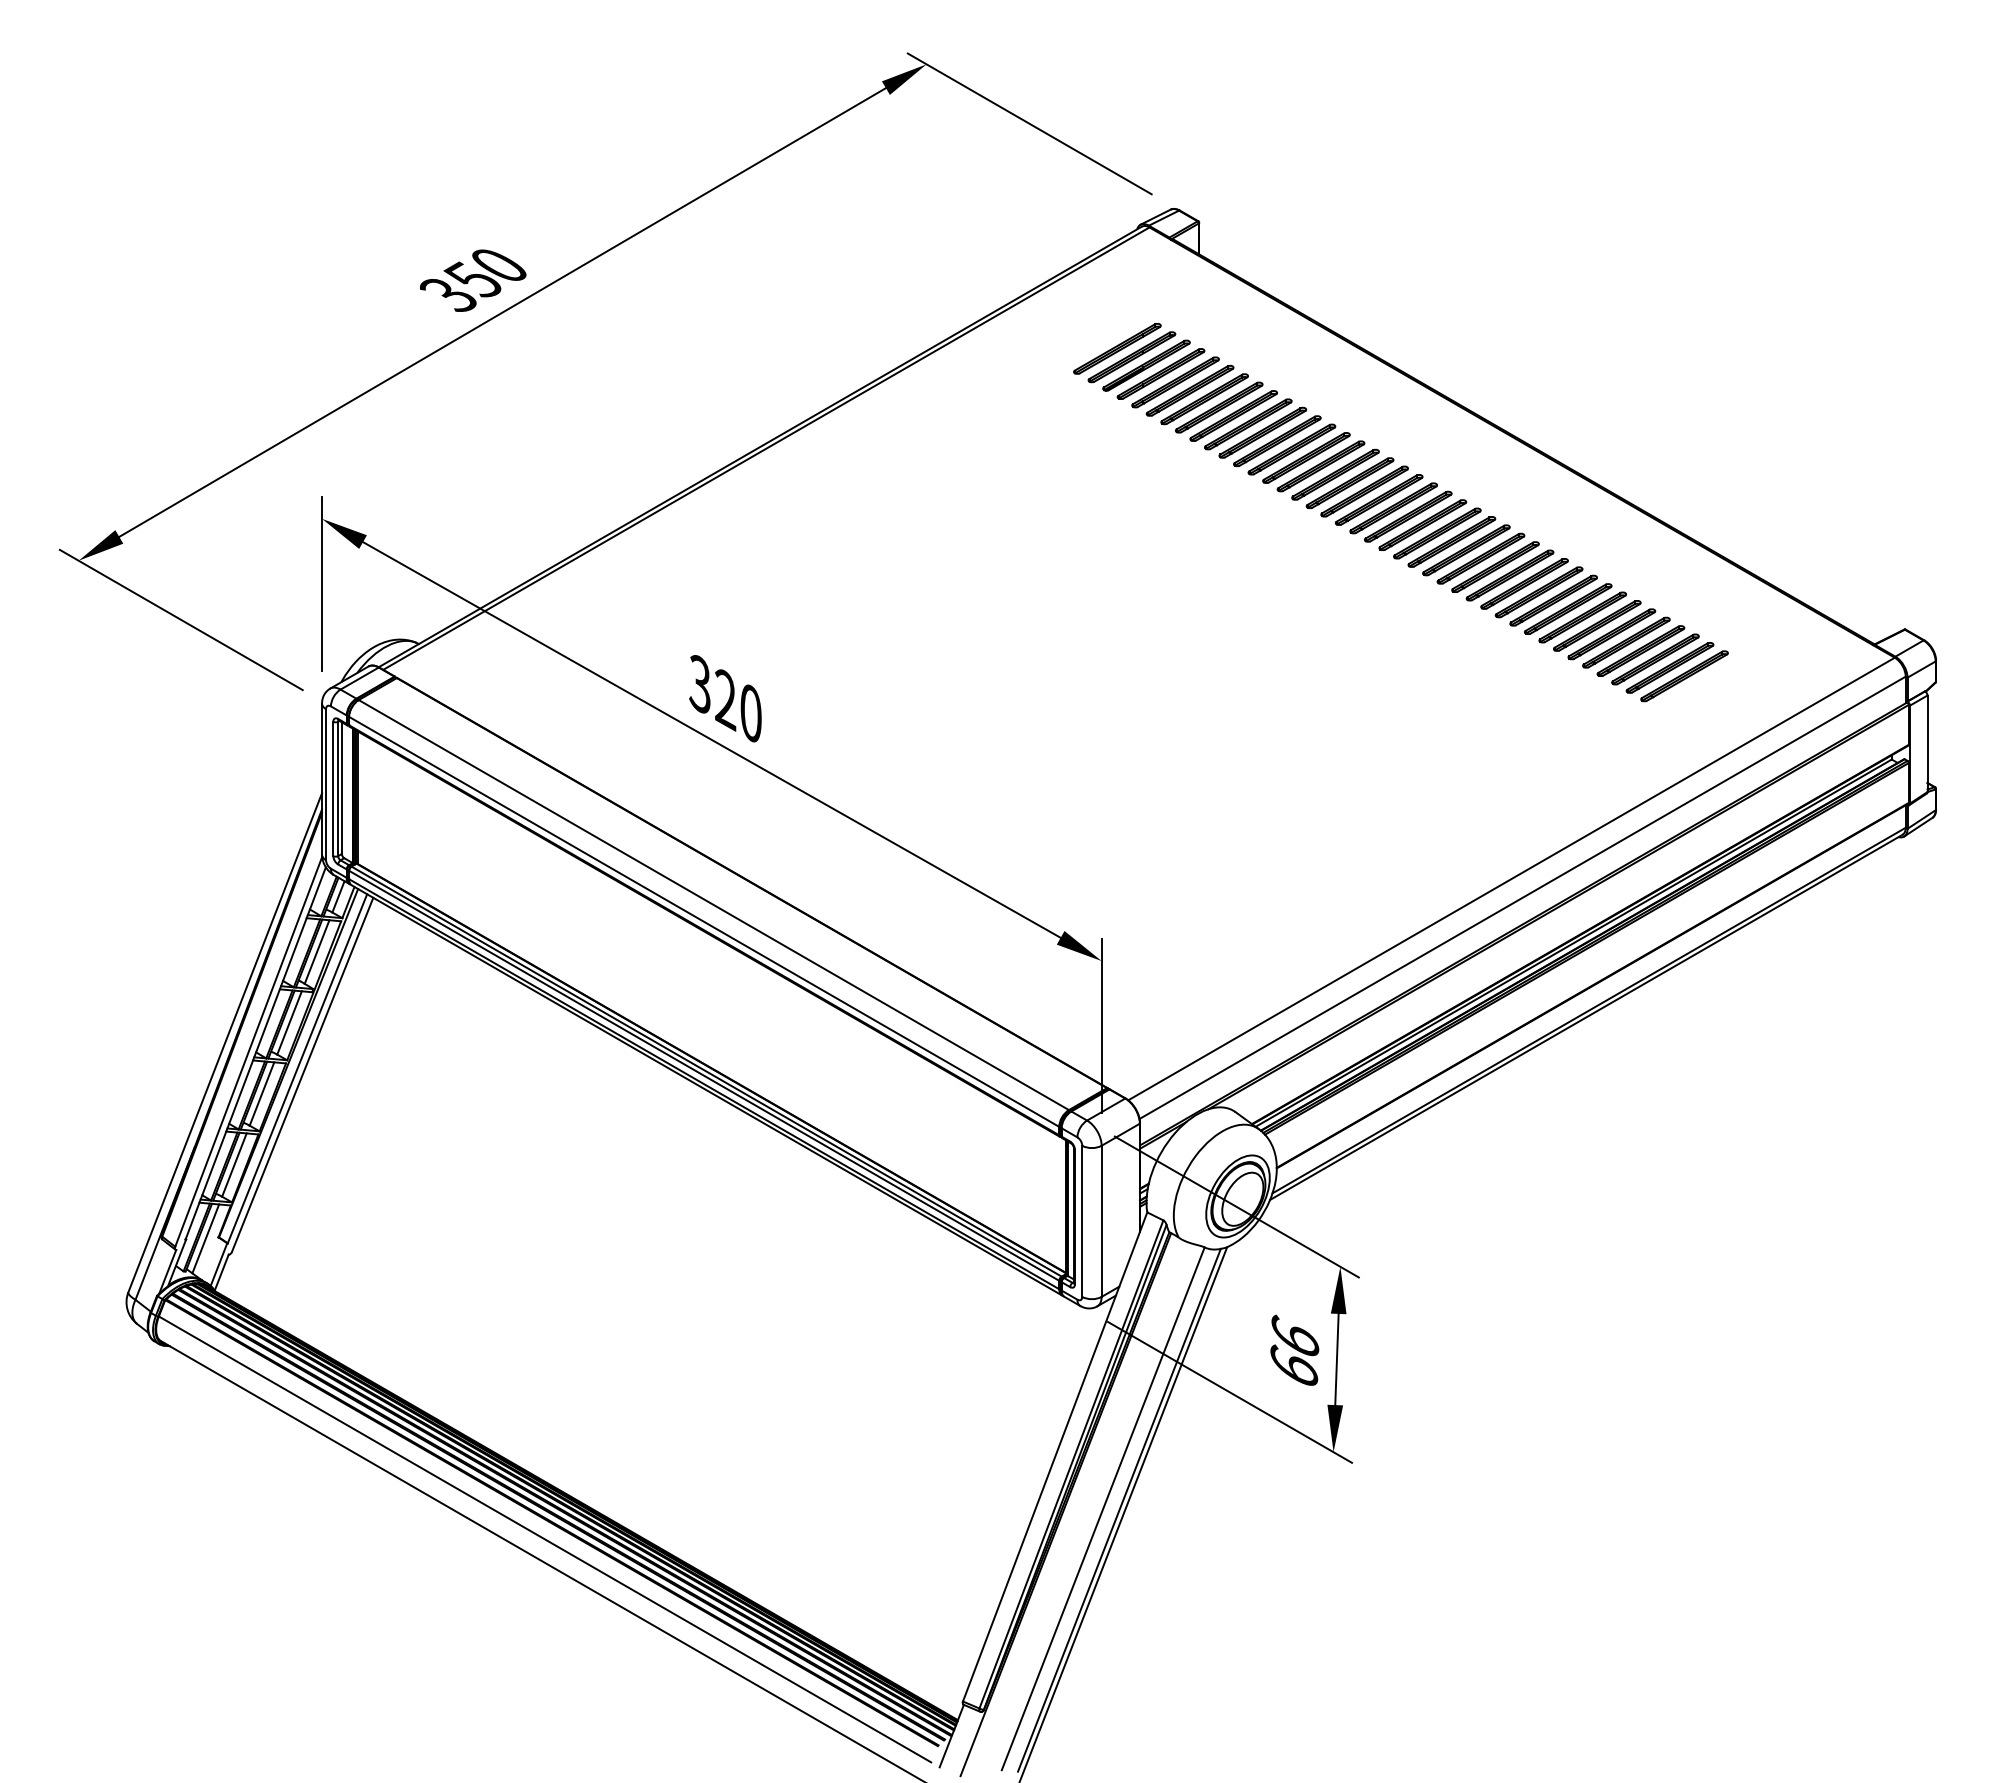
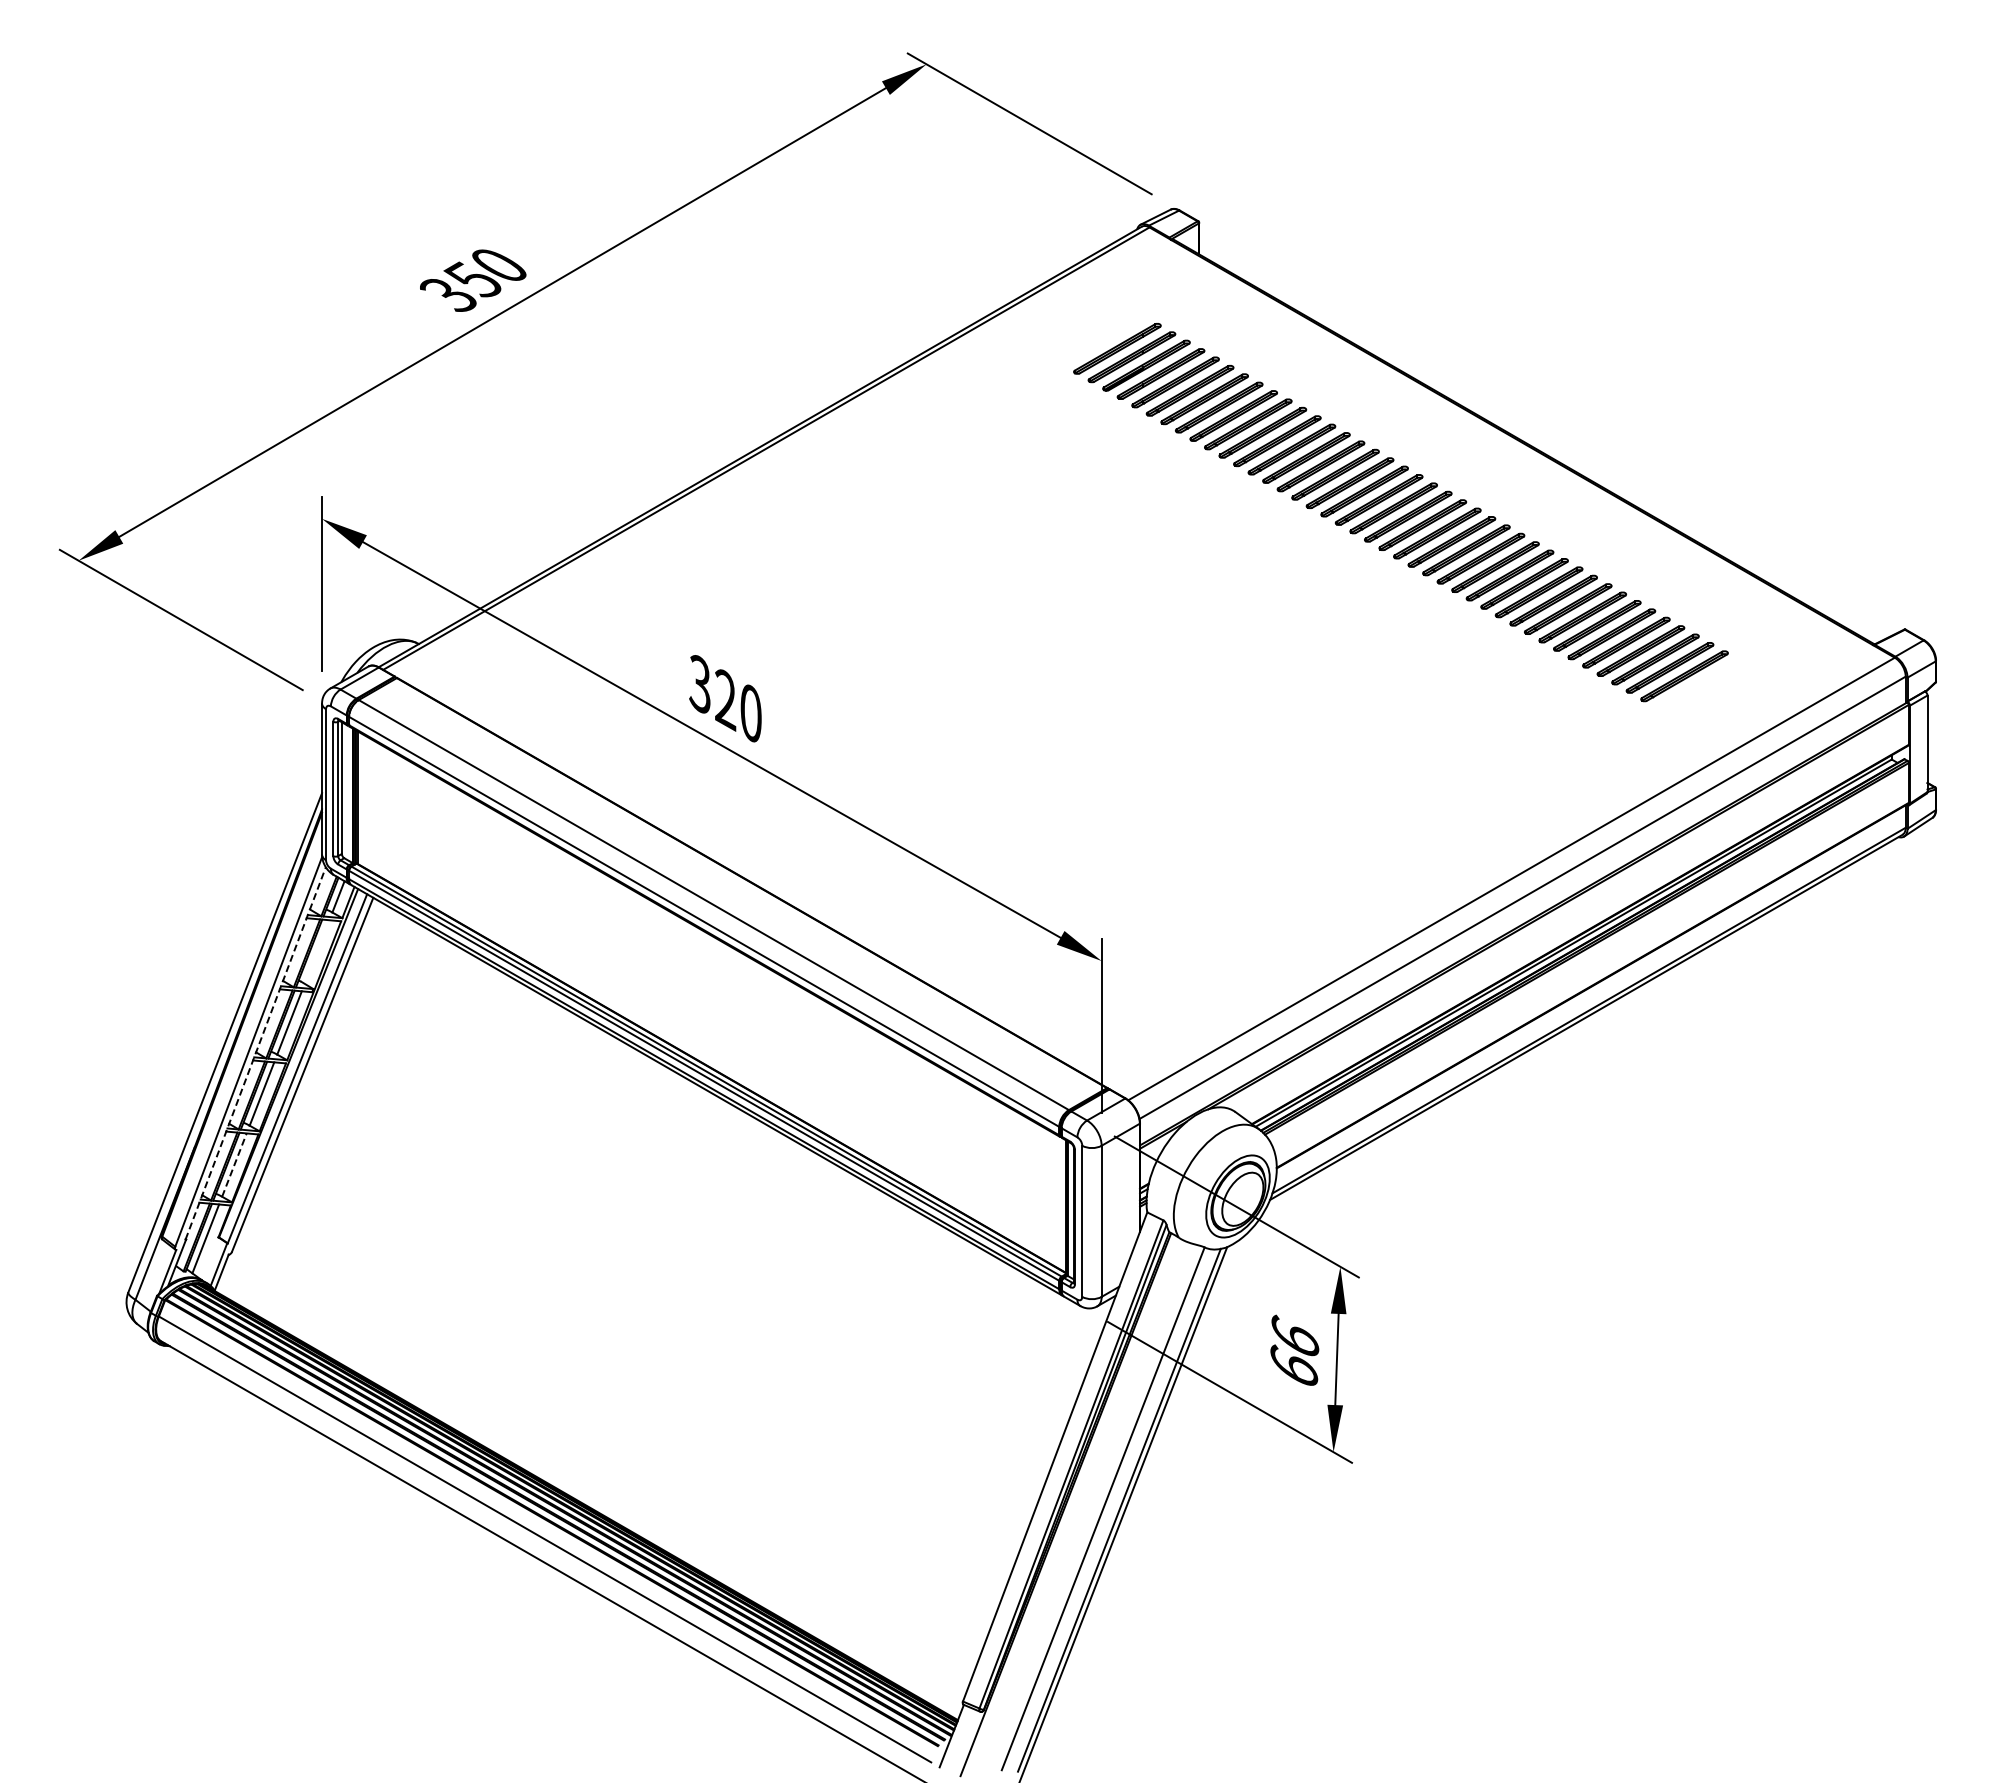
line: present -> none (316, 951)
line: solid -> dashed (255, 1053)
line: solid -> dashed (234, 1165)
